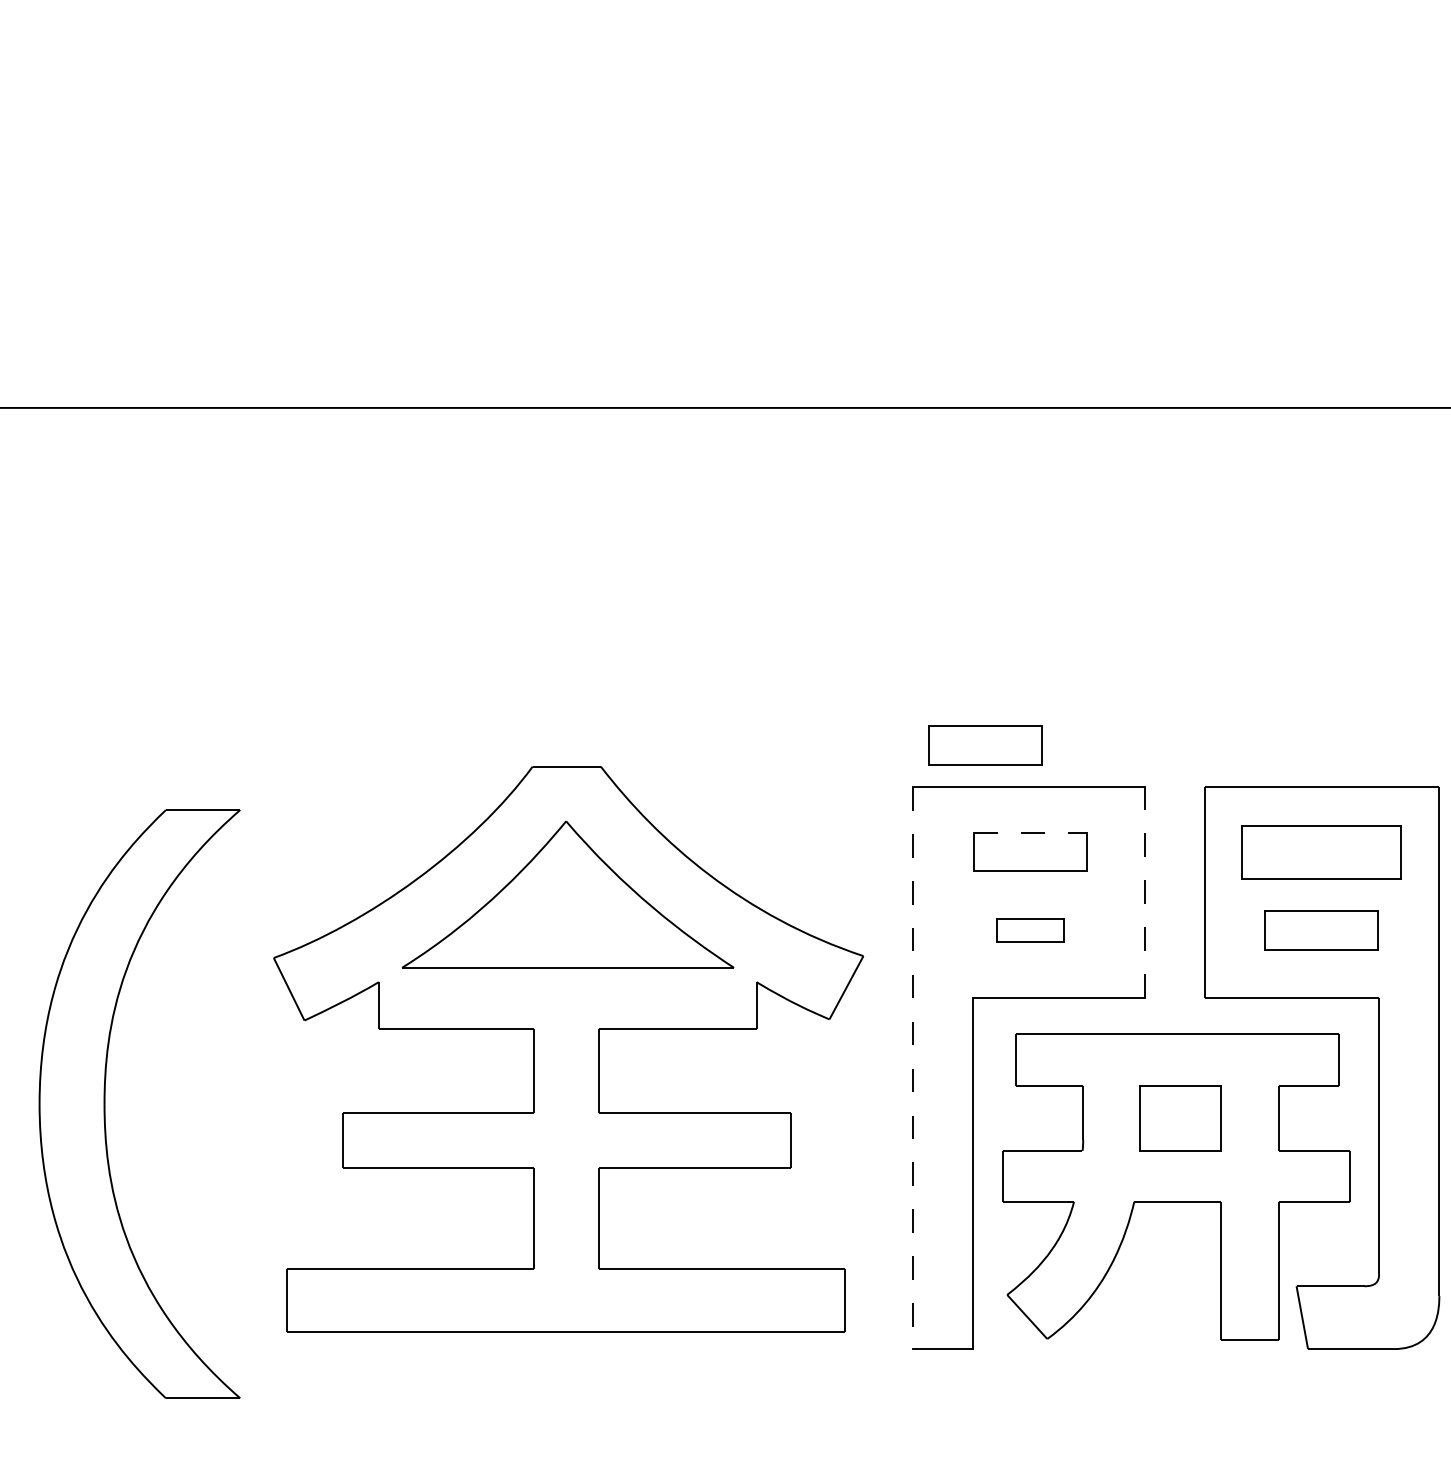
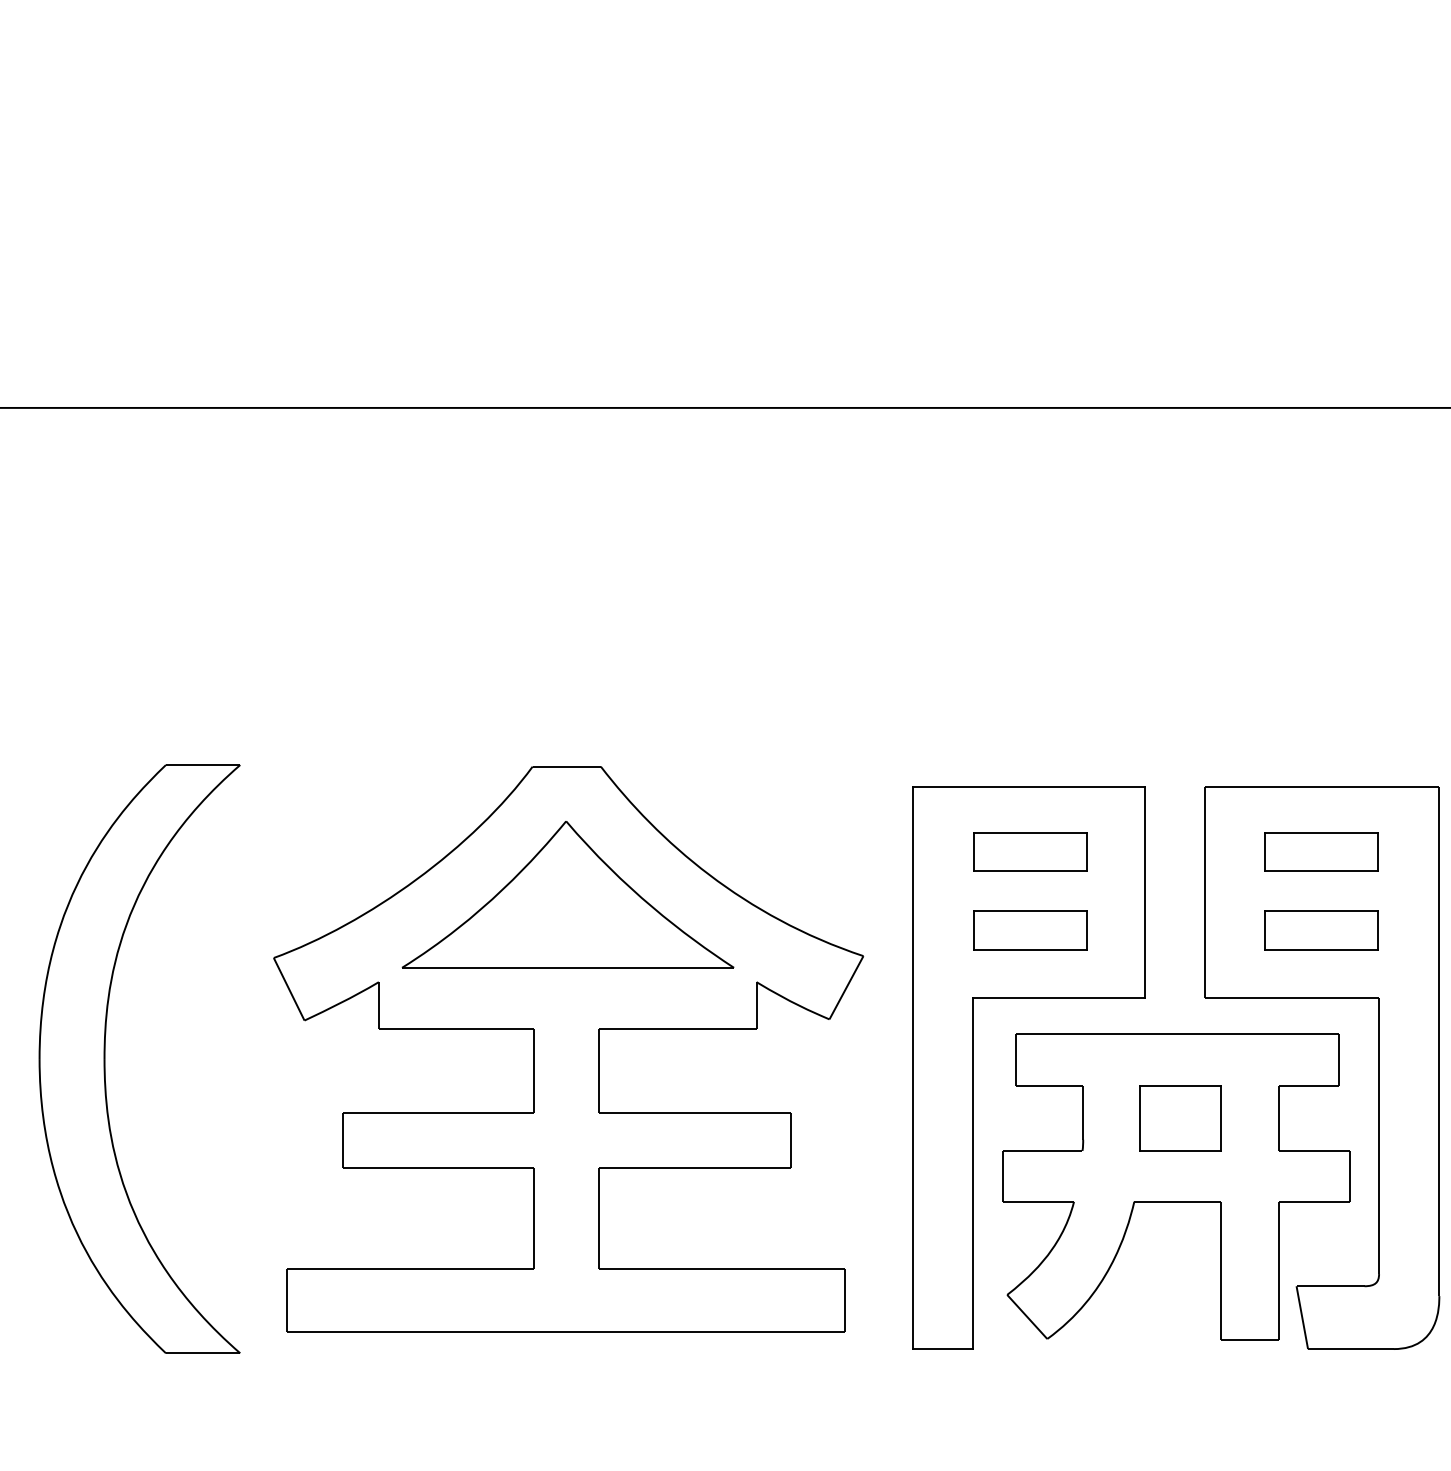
part: present -> none (985, 745)
line: dashed -> solid (1030, 833)
part size: 161x55 px -> 115x40 px (1321, 851)
line: dashed -> solid (1144, 891)
part size: 69x25 px -> 115x41 px (1030, 930)
line: dashed -> solid (913, 1068)
part position: (105, 1103) -> (105, 1058) (105, 1058)
